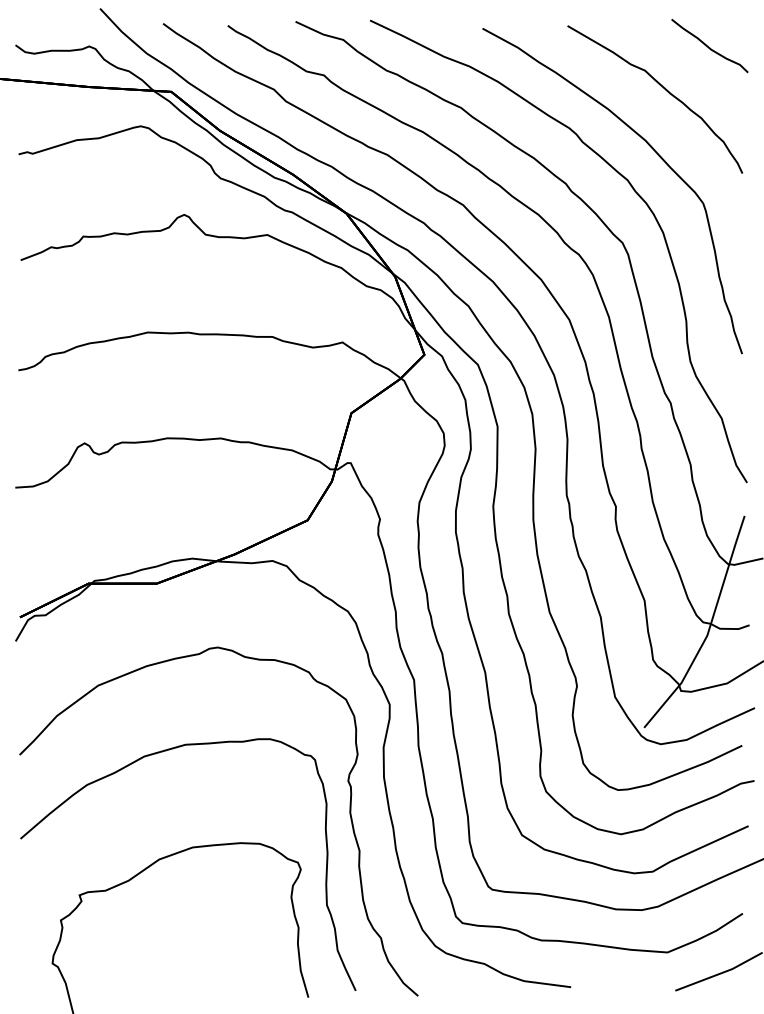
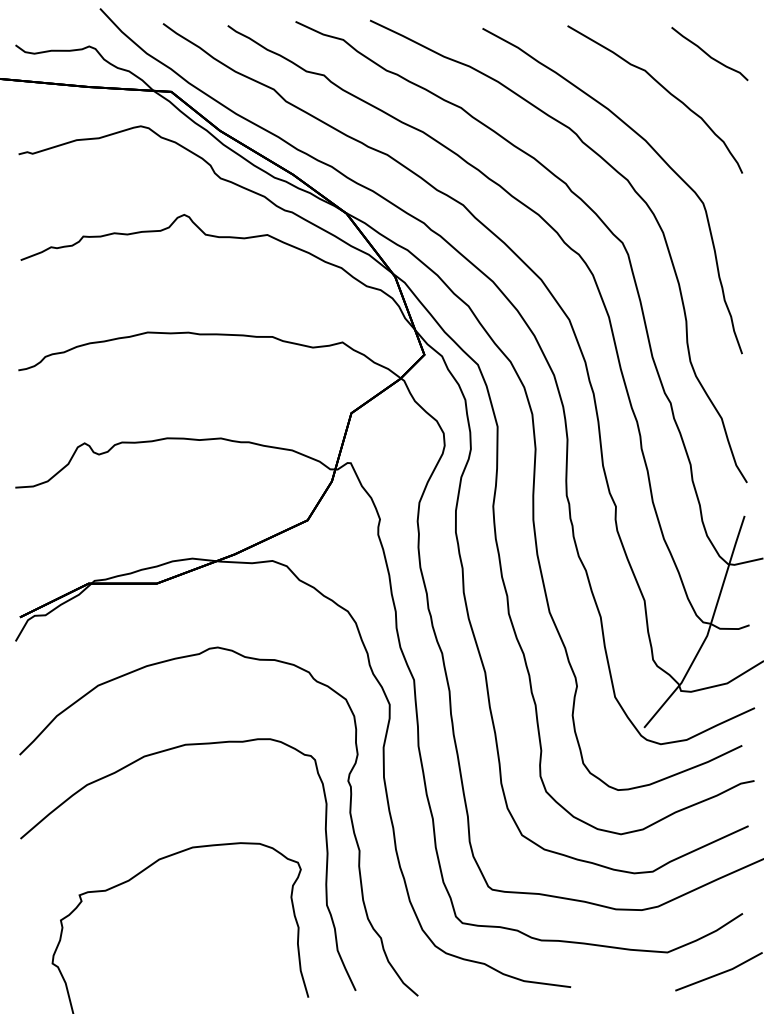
curve position: (709, 46) -> (709, 54) (709, 54)
